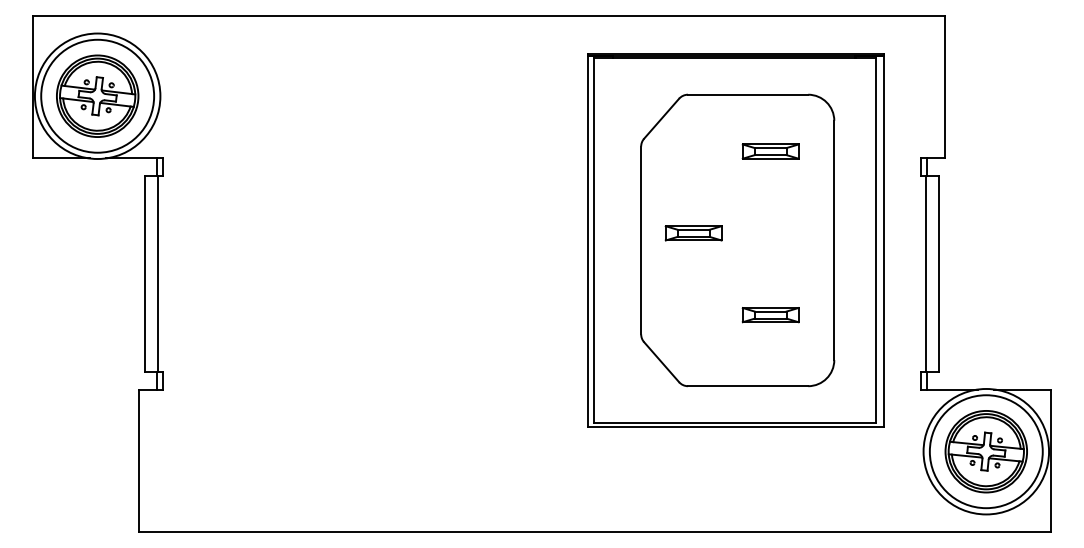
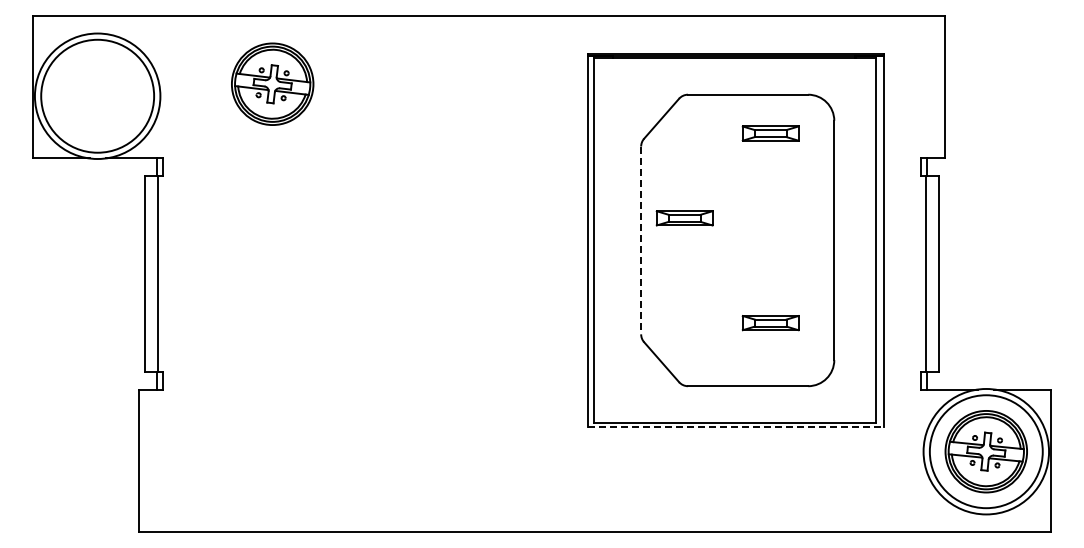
part position: (97, 95) -> (272, 83) (272, 83)
part position: (770, 151) -> (770, 133) (770, 133)
part position: (693, 233) -> (684, 218) (684, 218)
line: solid -> dashed (641, 240)
part position: (770, 315) -> (770, 323) (770, 323)
line: solid -> dashed (736, 427)
